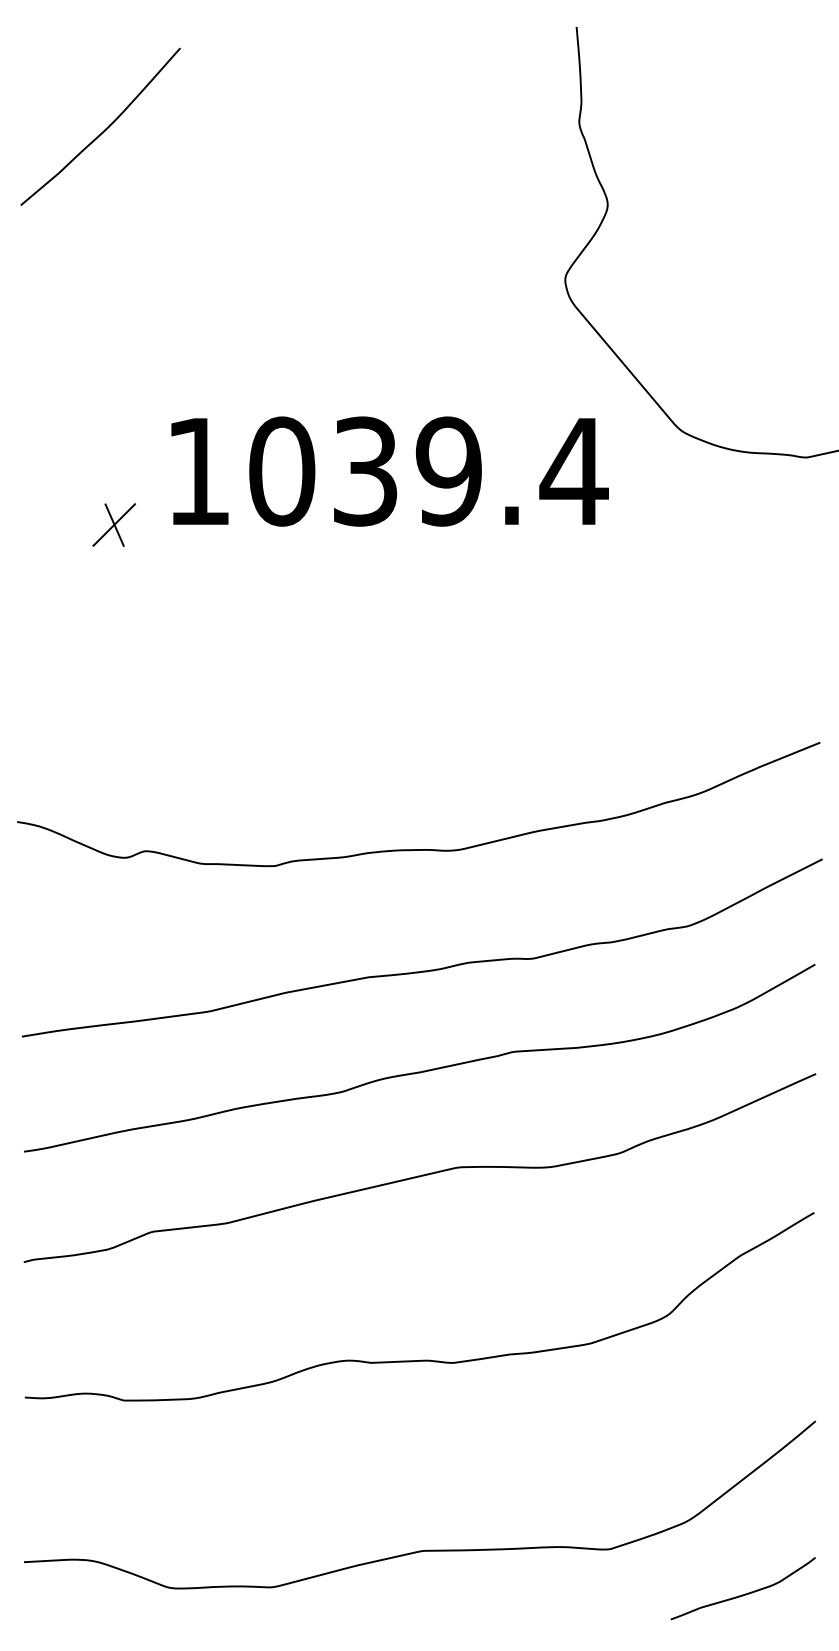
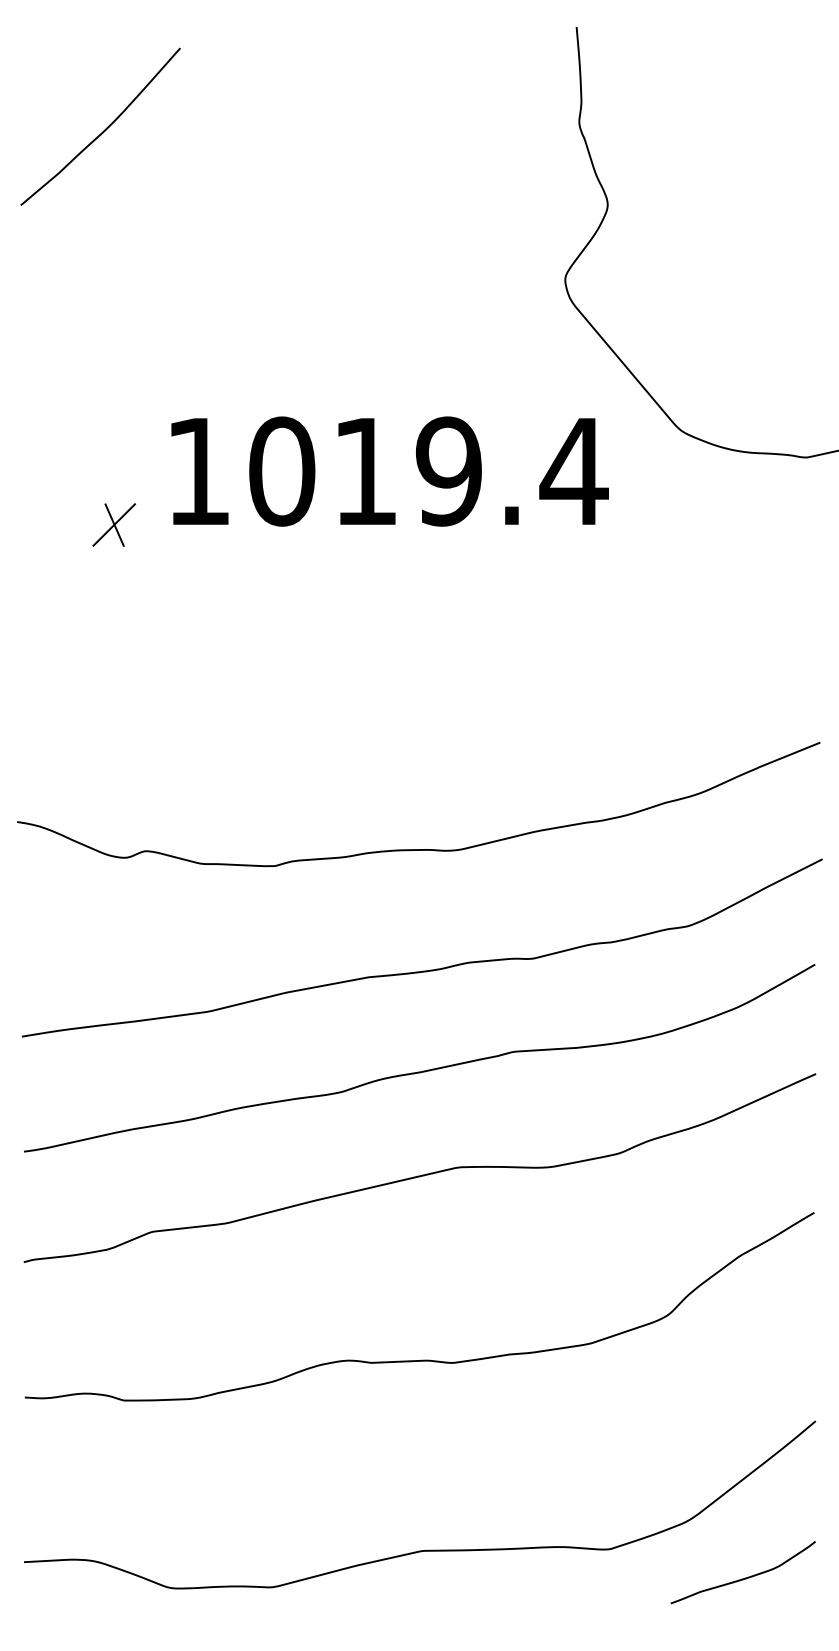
text: 1039.4 -> 1019.4 (365, 471)
curve position: (745, 1593) -> (745, 1577) (745, 1577)
